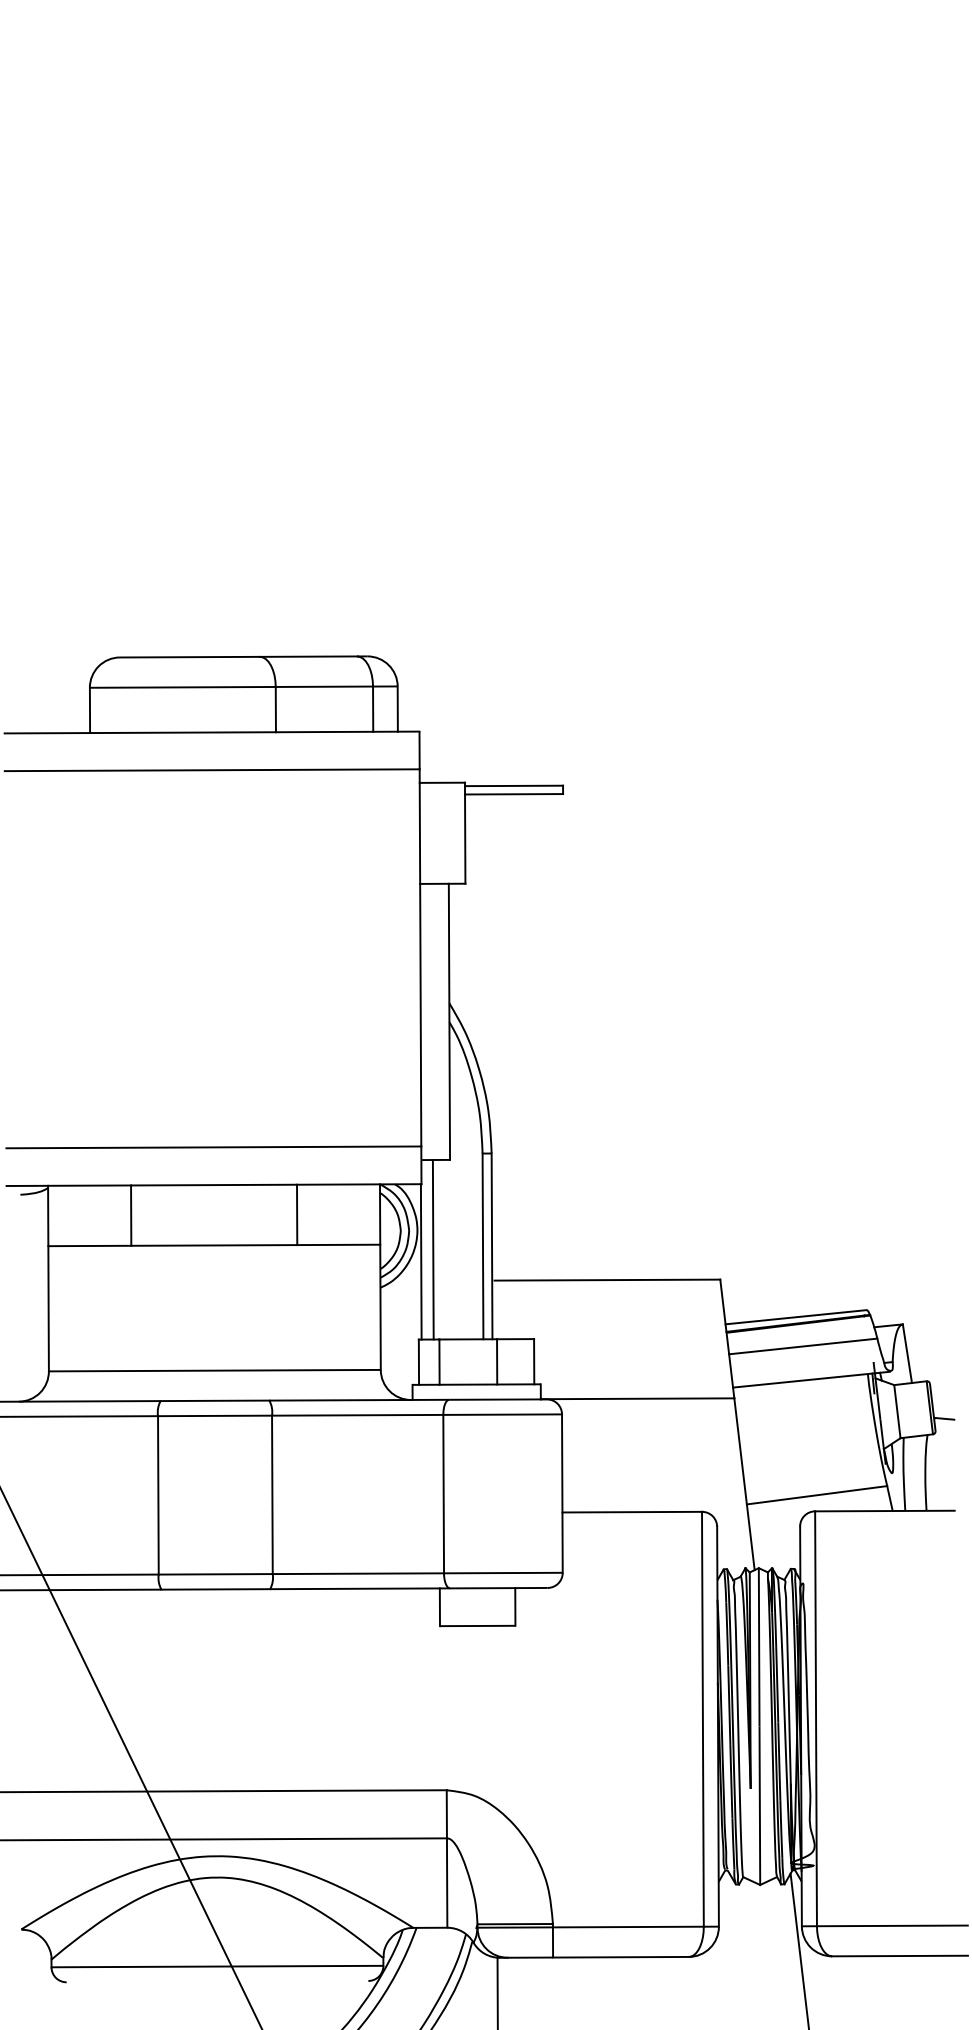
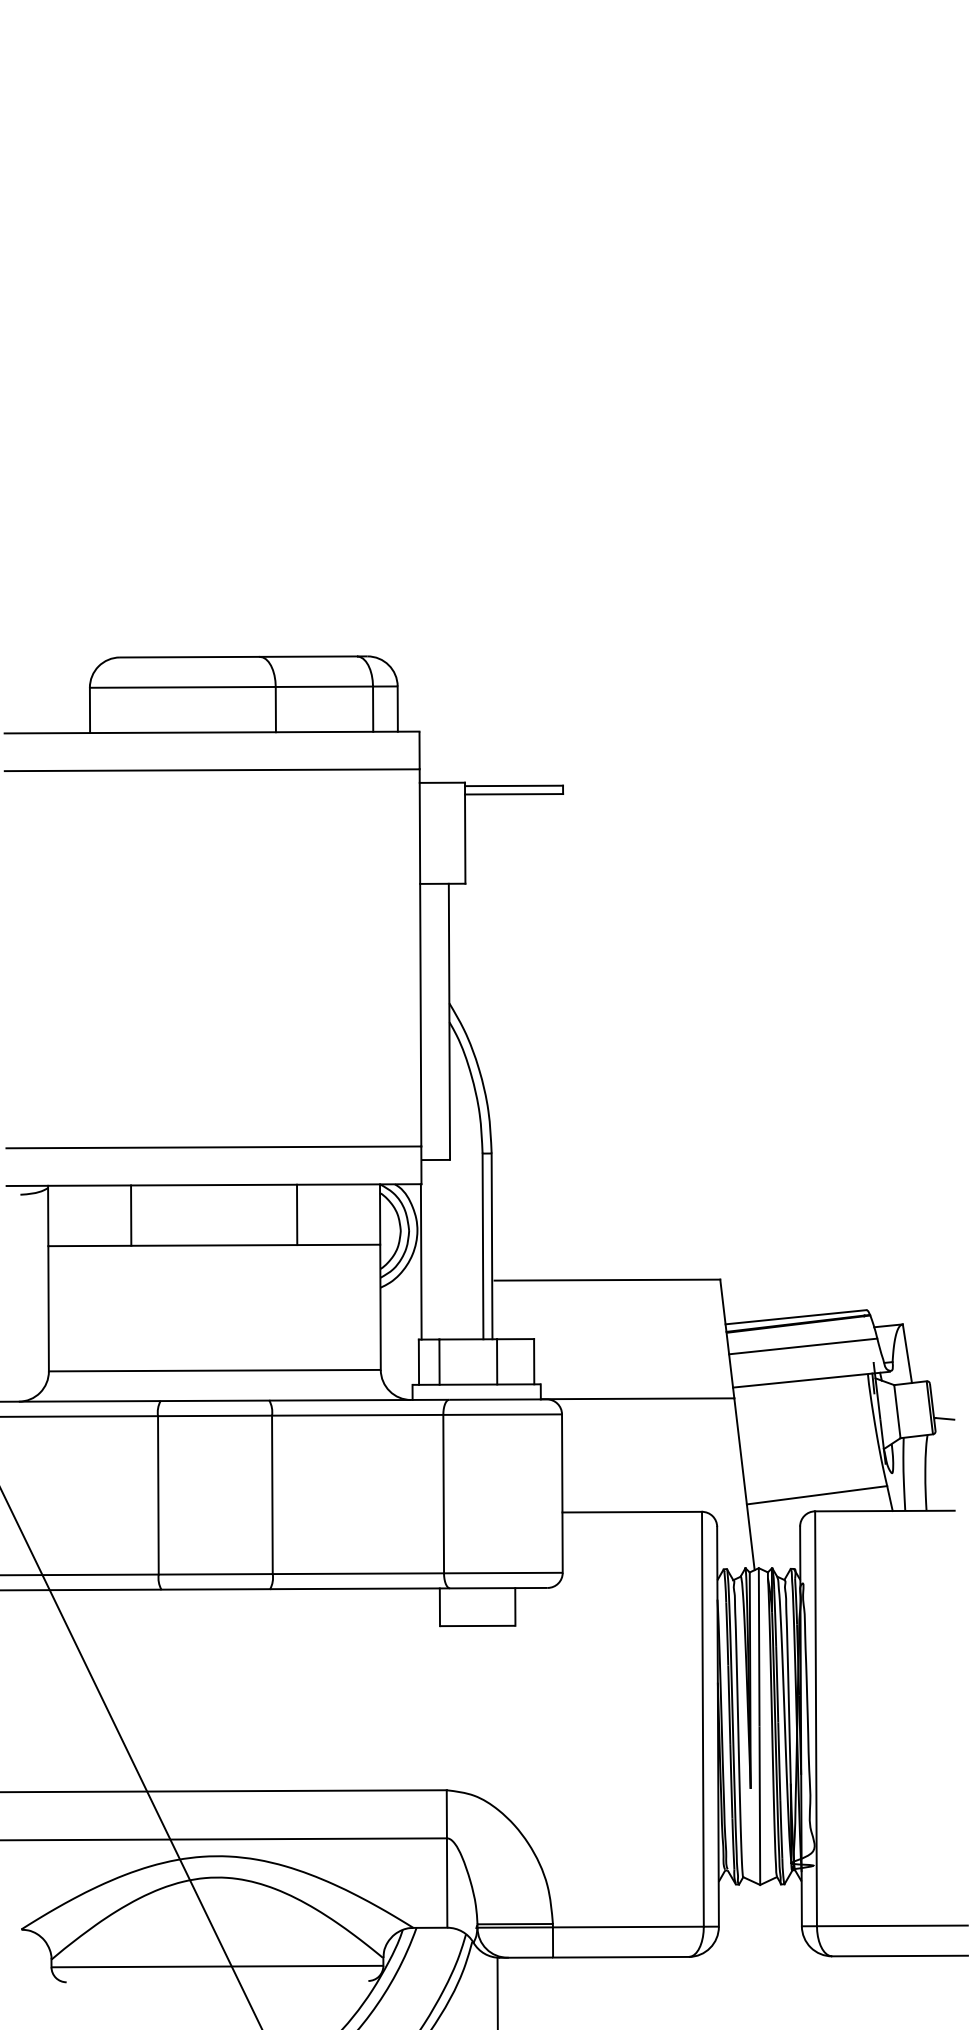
line: present -> none (432, 1249)
line: present -> none (799, 1949)
